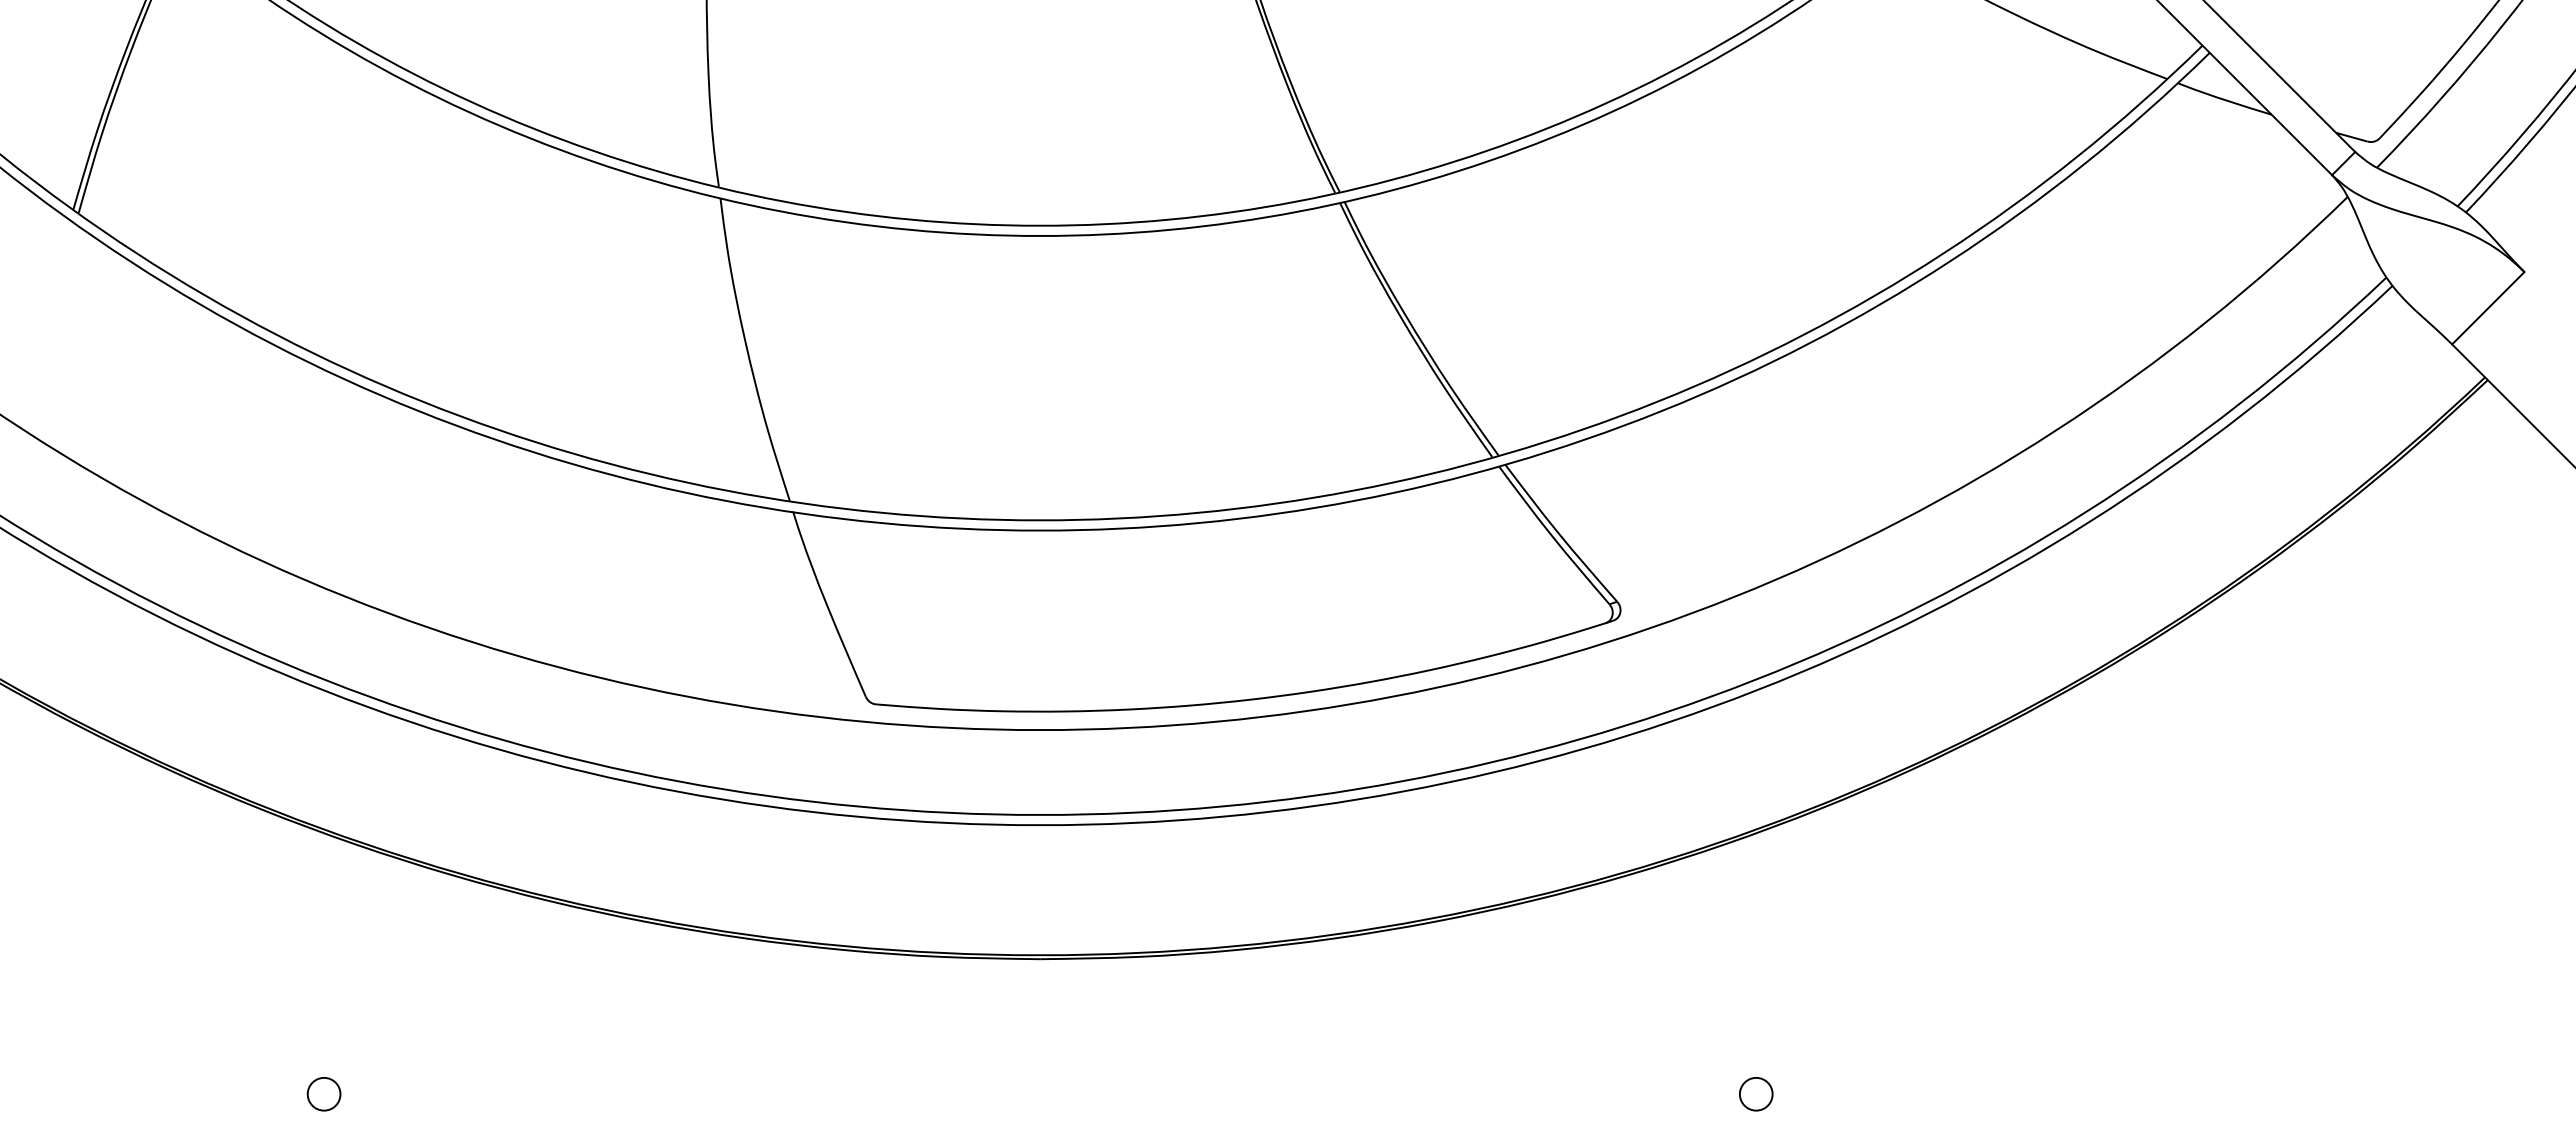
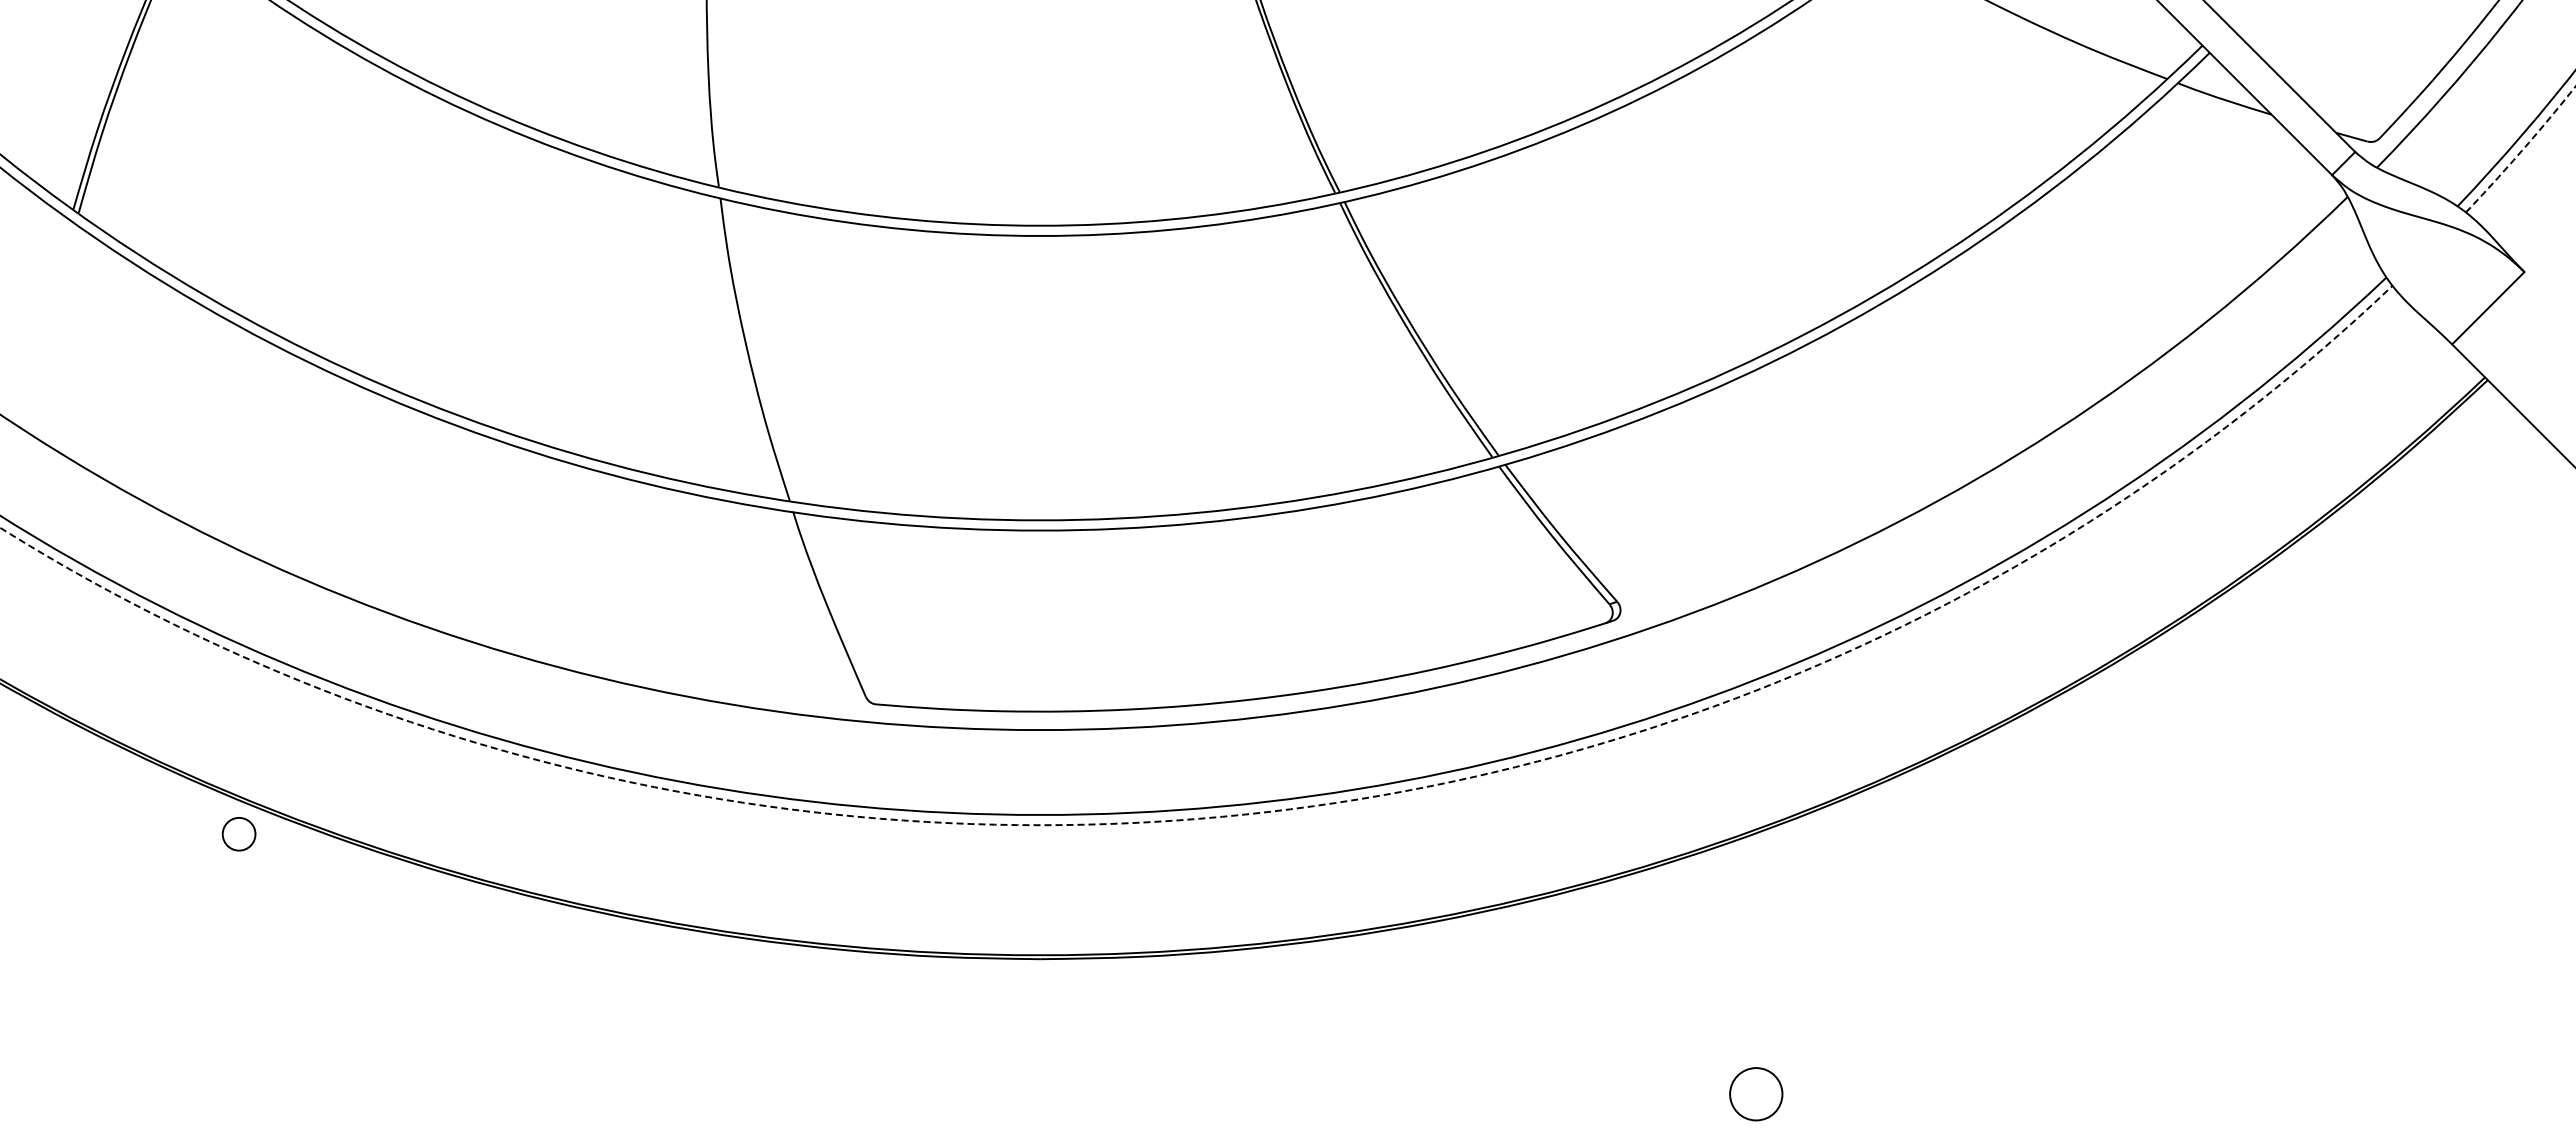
arc: solid -> dashed (2521, 150)
arc: solid -> dashed (1238, 815)
circle diameter: 33 px -> 52 px (1756, 1094)
circle position: (323, 1094) -> (238, 834) (238, 834)
